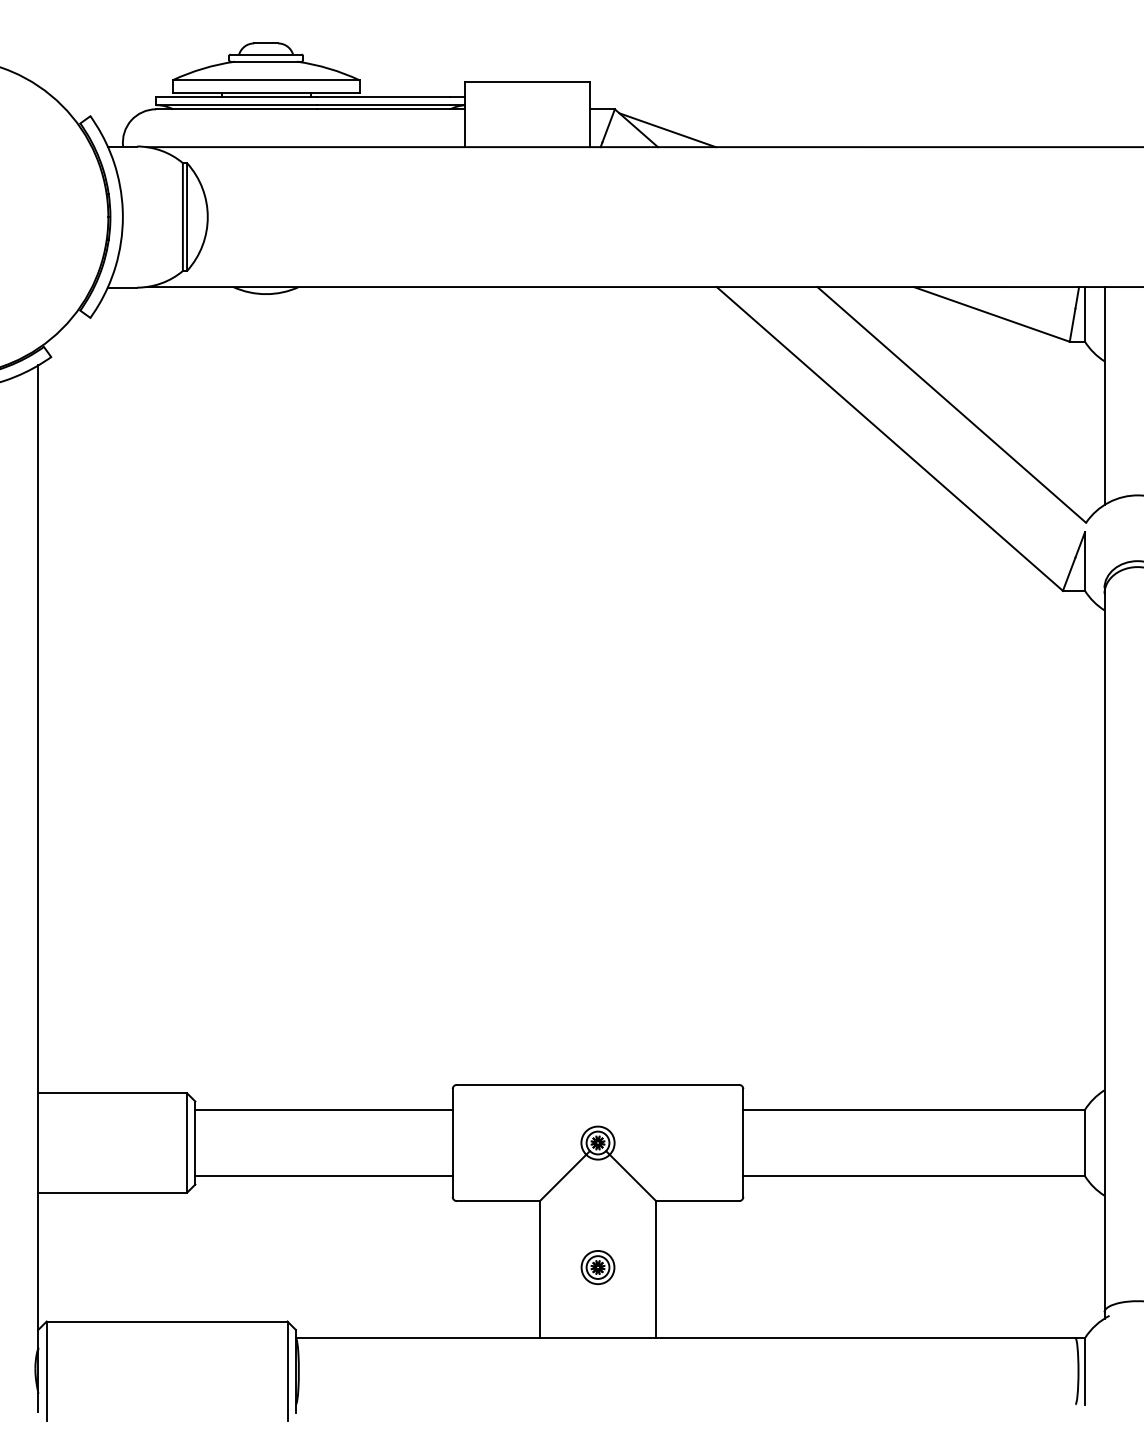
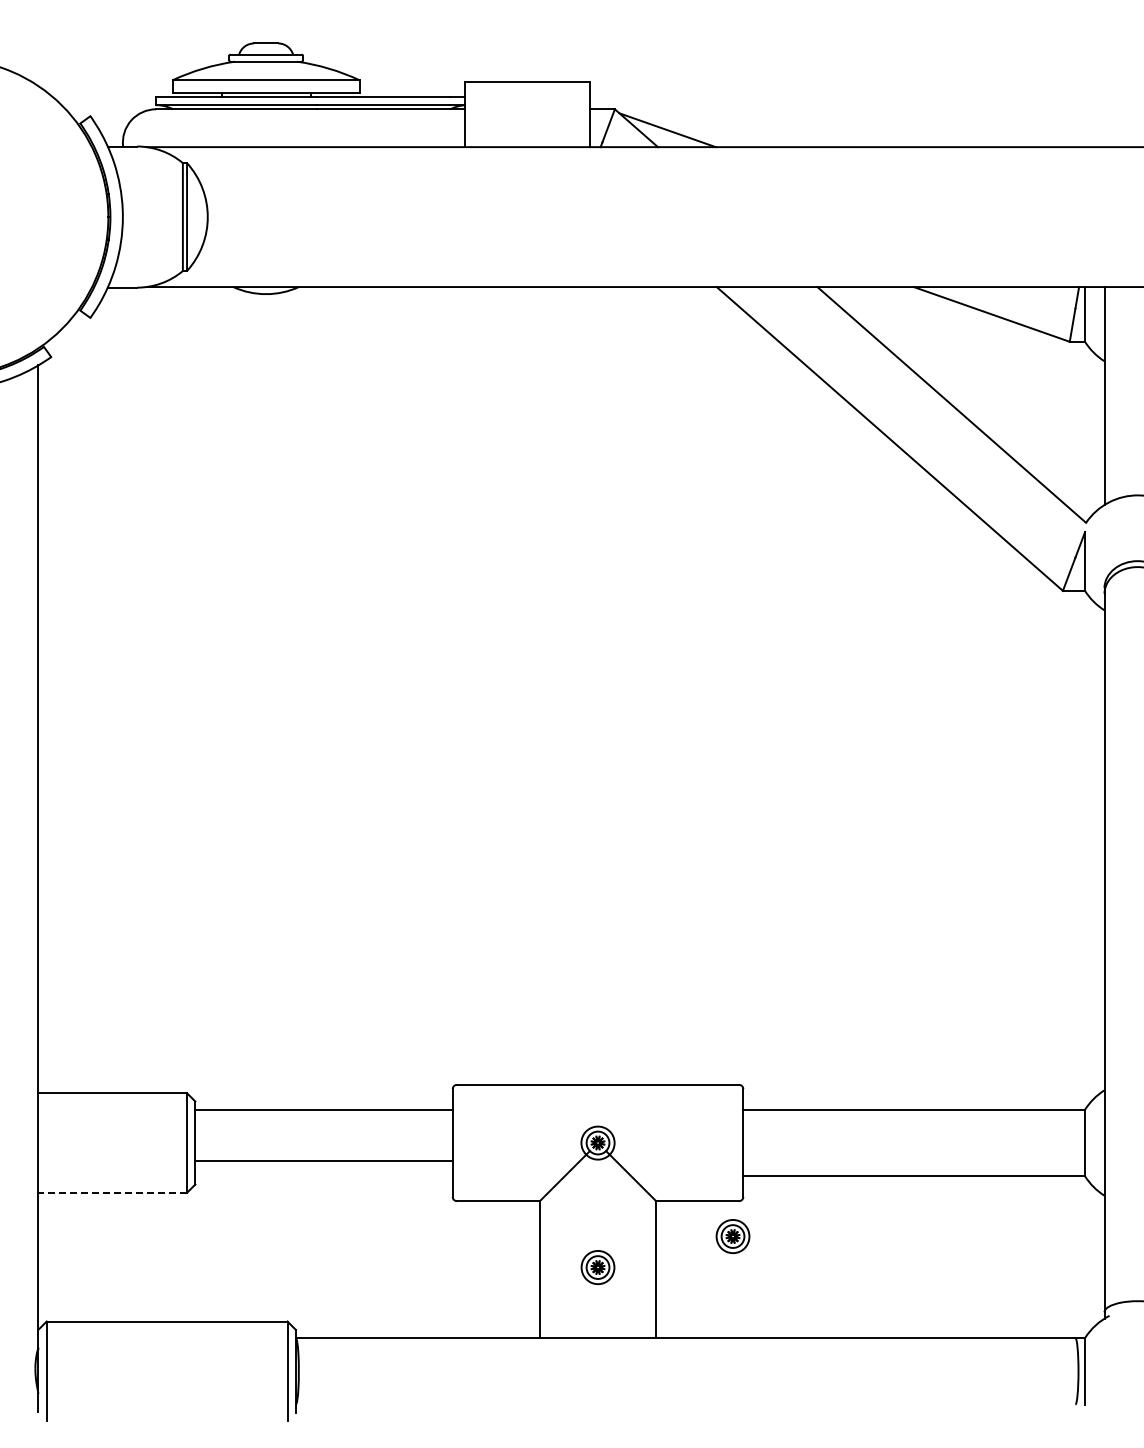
line position: (323, 1176) -> (323, 1161) (323, 1161)
line: solid -> dashed (112, 1192)
part: none -> present (732, 1236)
